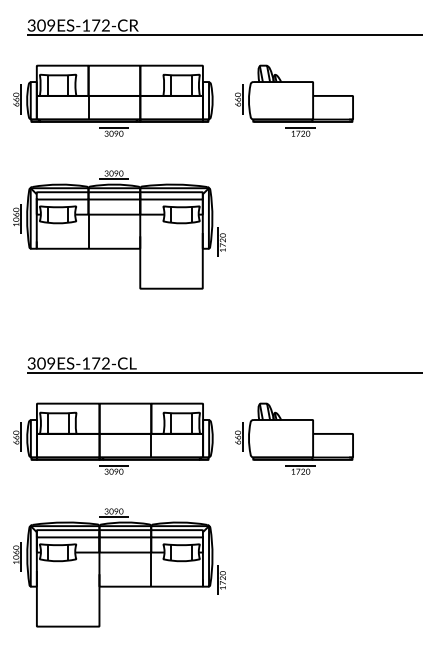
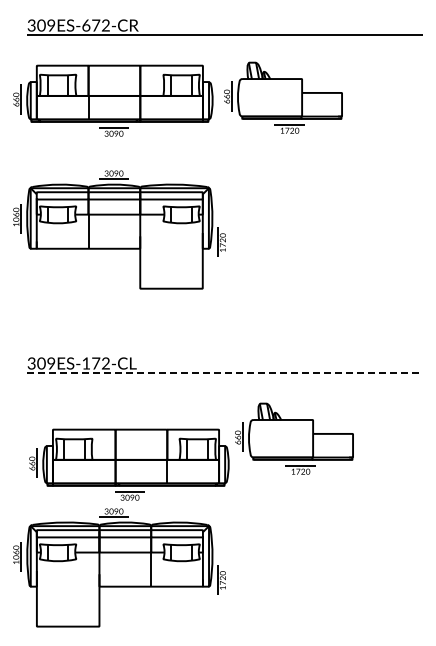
text: 309ES-172-CR -> 309ES-672-CR (86, 25)
part position: (294, 100) -> (283, 97) (283, 97)
line: solid -> dashed (225, 373)
part position: (113, 438) -> (129, 464) (129, 464)
